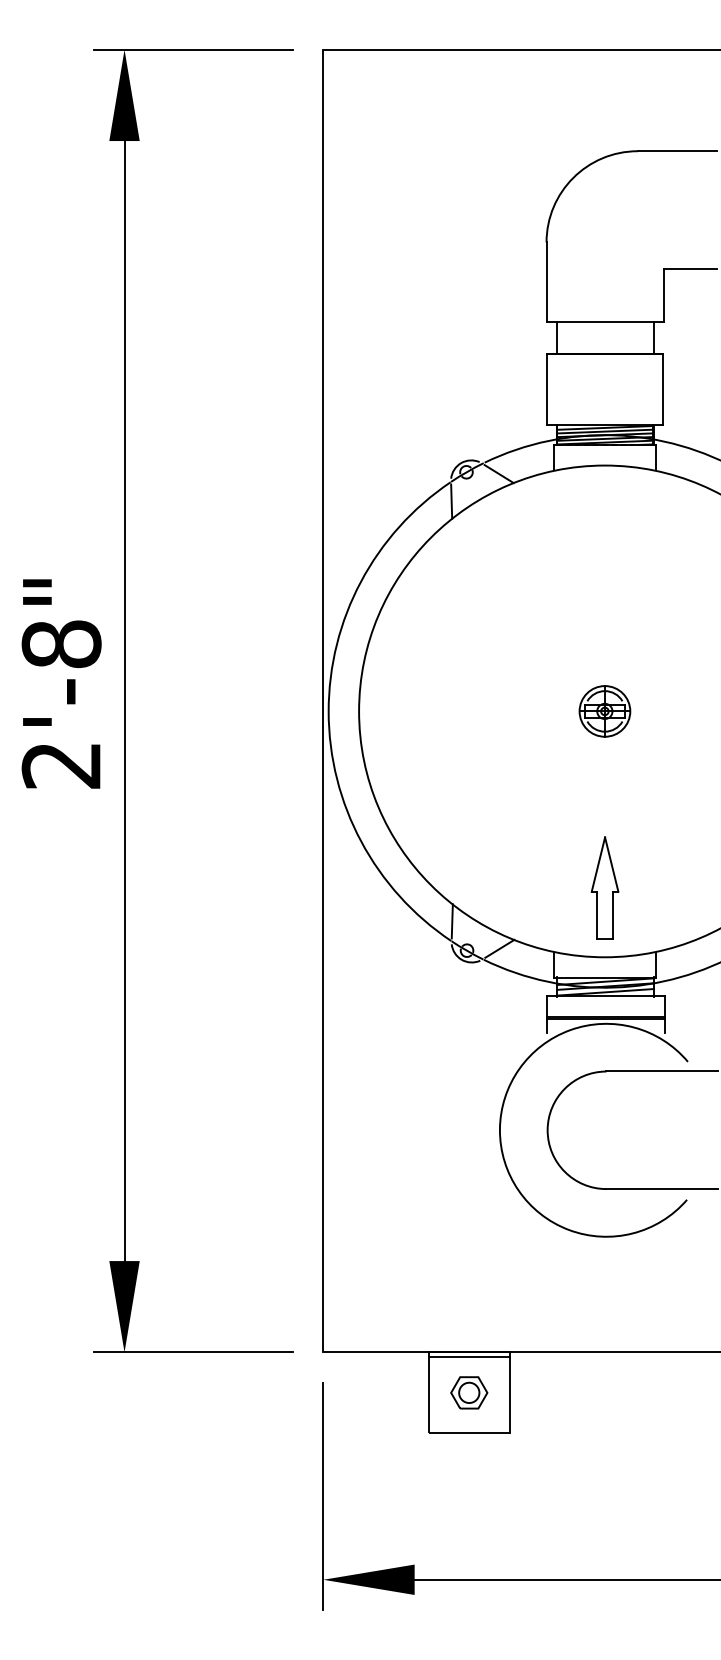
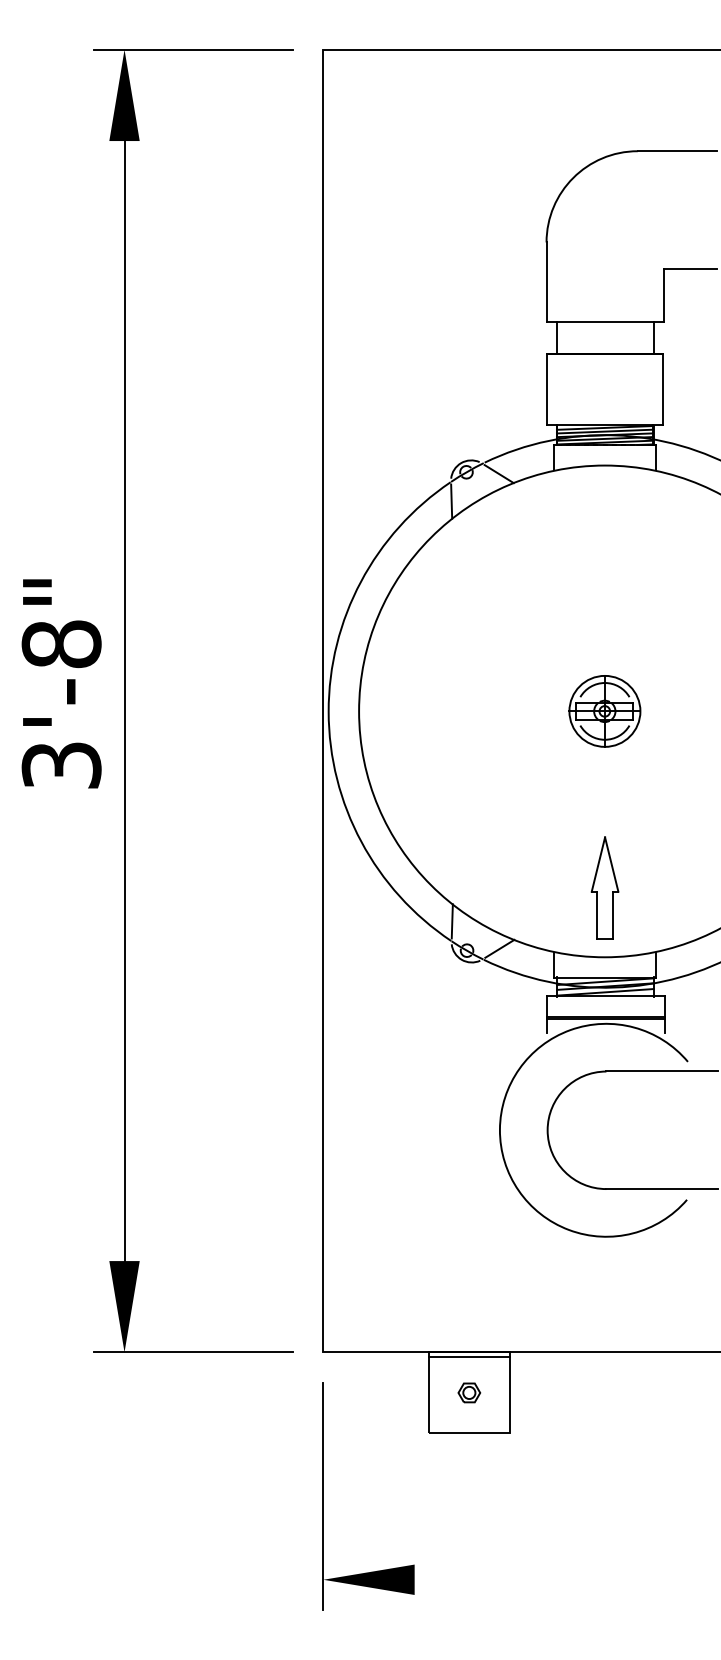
part size: 54x53 px -> 74x73 px (604, 711)
text: 2'-8" -> 3'-8" (61, 765)
part size: 39x34 px -> 25x22 px (469, 1392)
line: present -> none (565, 1579)
